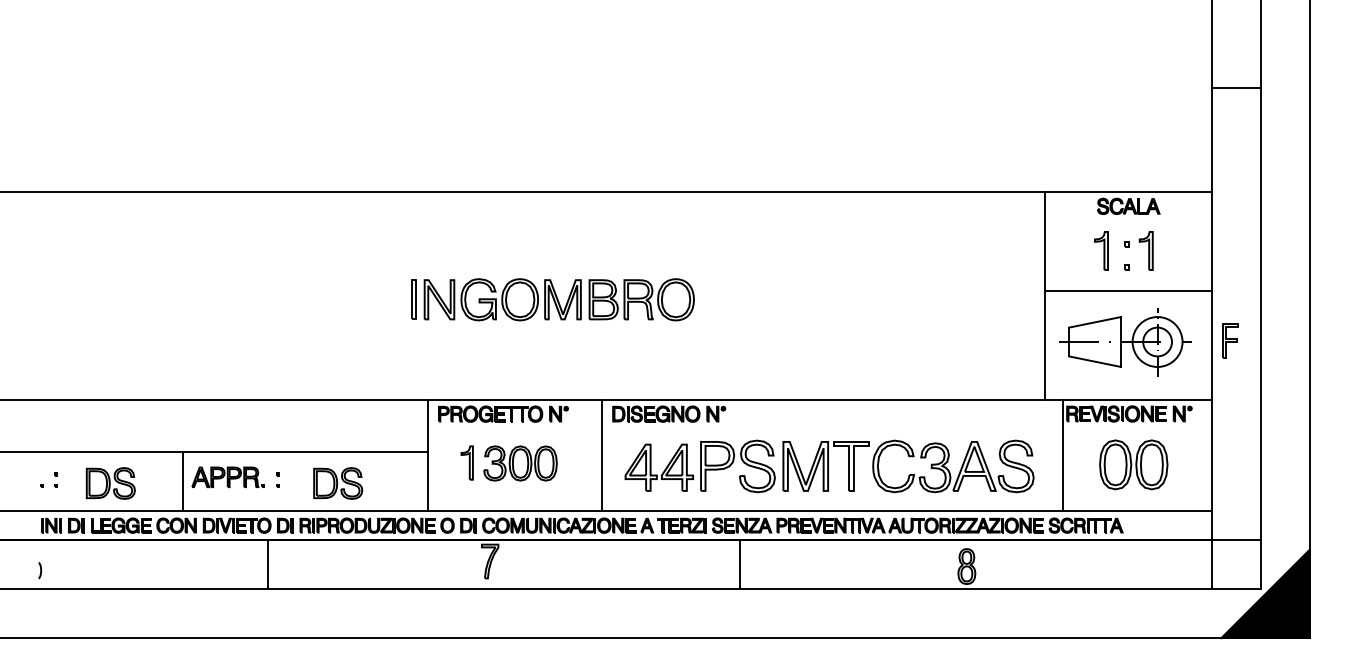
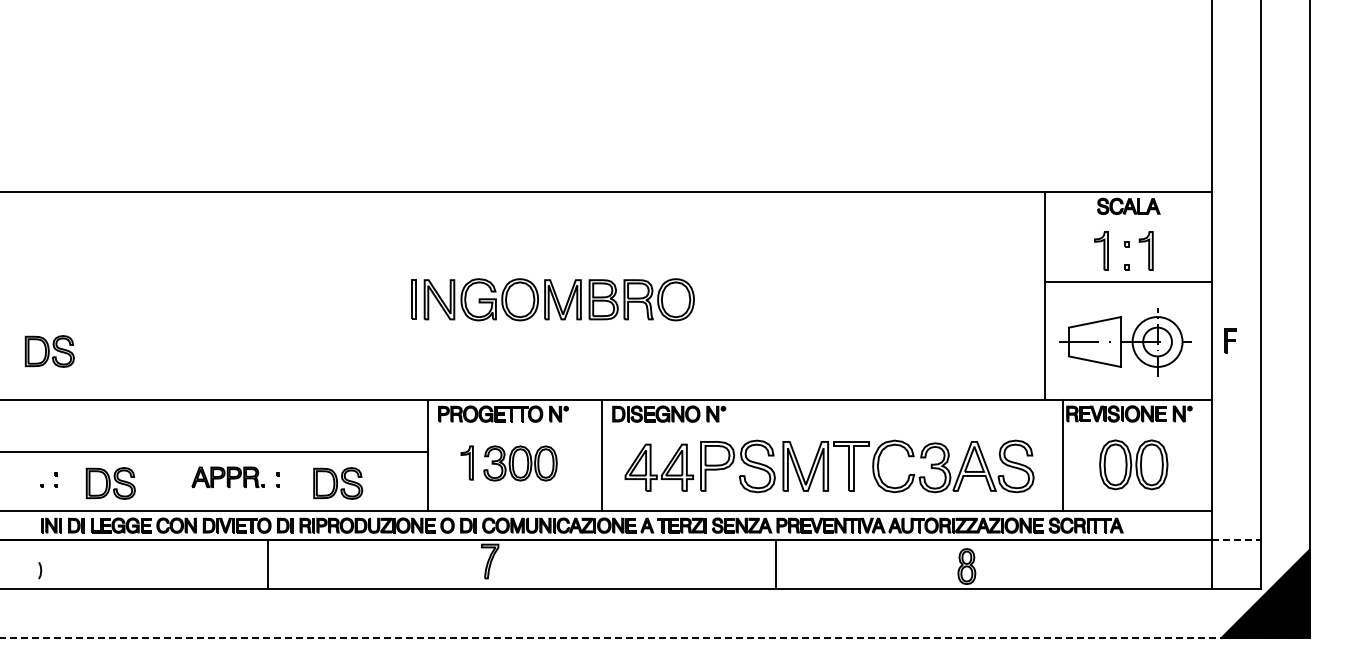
line: present -> none (1235, 87)
line position: (1127, 291) -> (1127, 282) (1127, 282)
part size: 17x36 px -> 13x26 px (1230, 340)
part: none -> present (49, 351)
line: present -> none (182, 480)
line: solid -> dashed (1236, 540)
line position: (739, 564) -> (775, 564) (775, 564)
line: solid -> dashed (655, 638)
